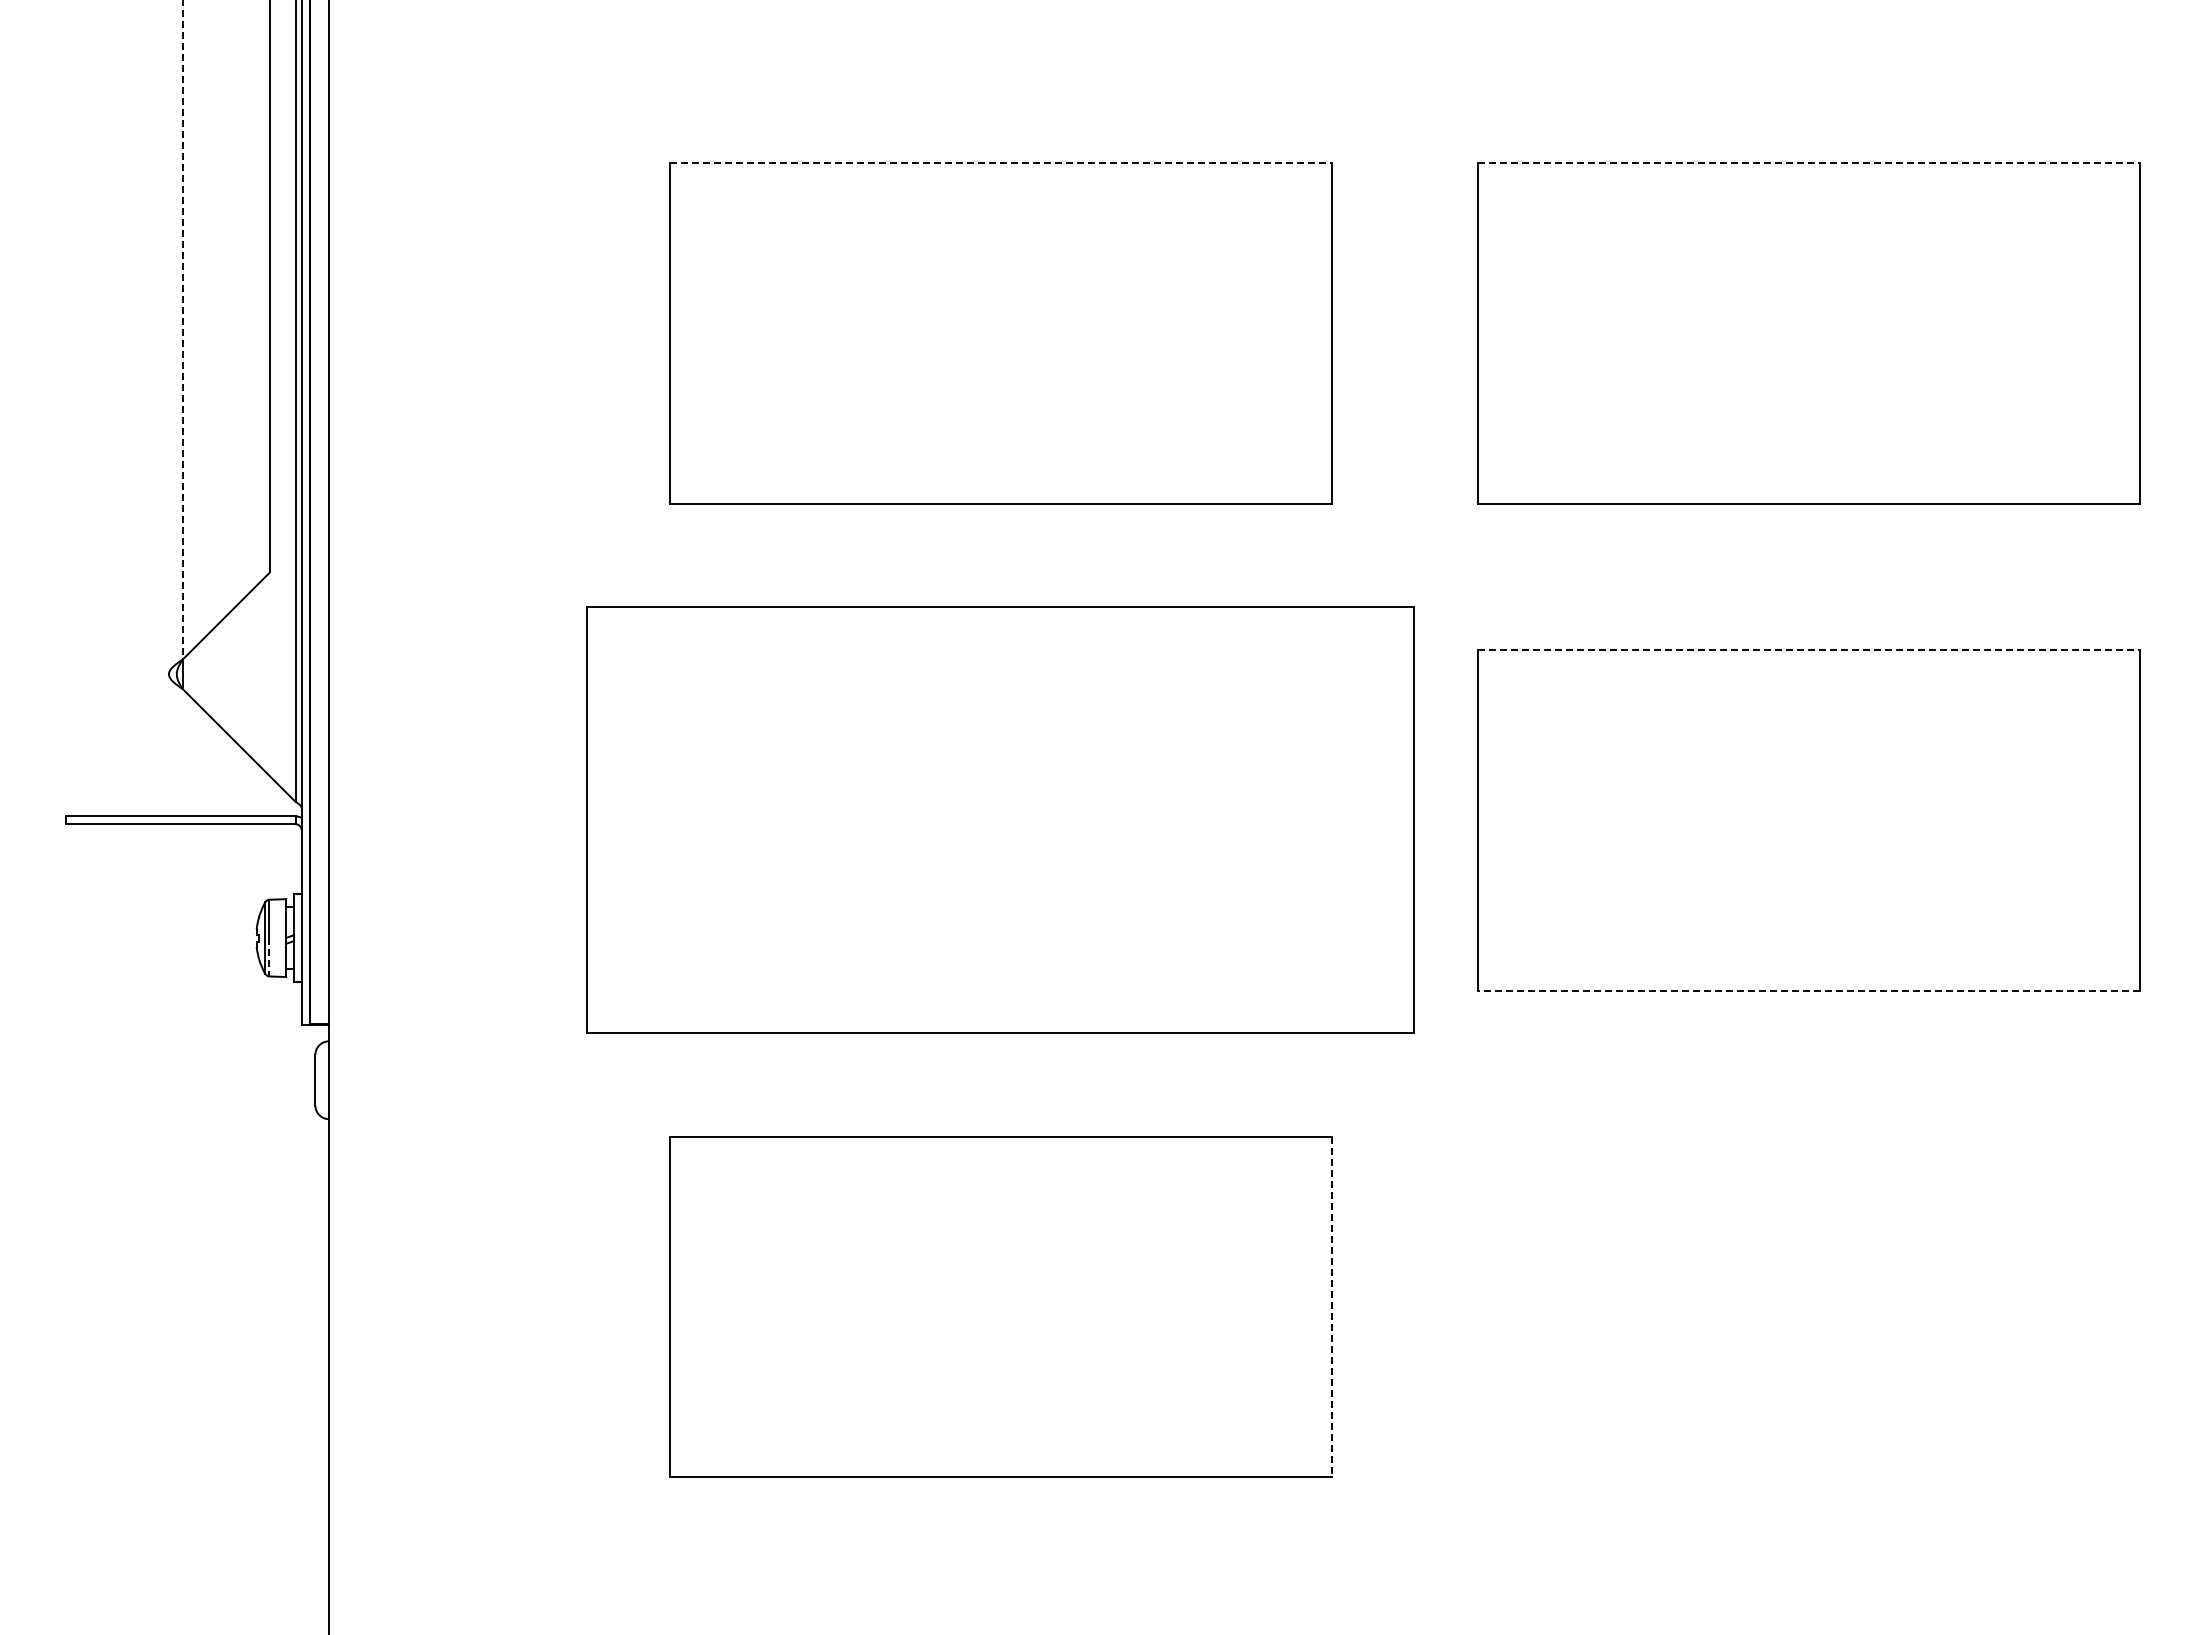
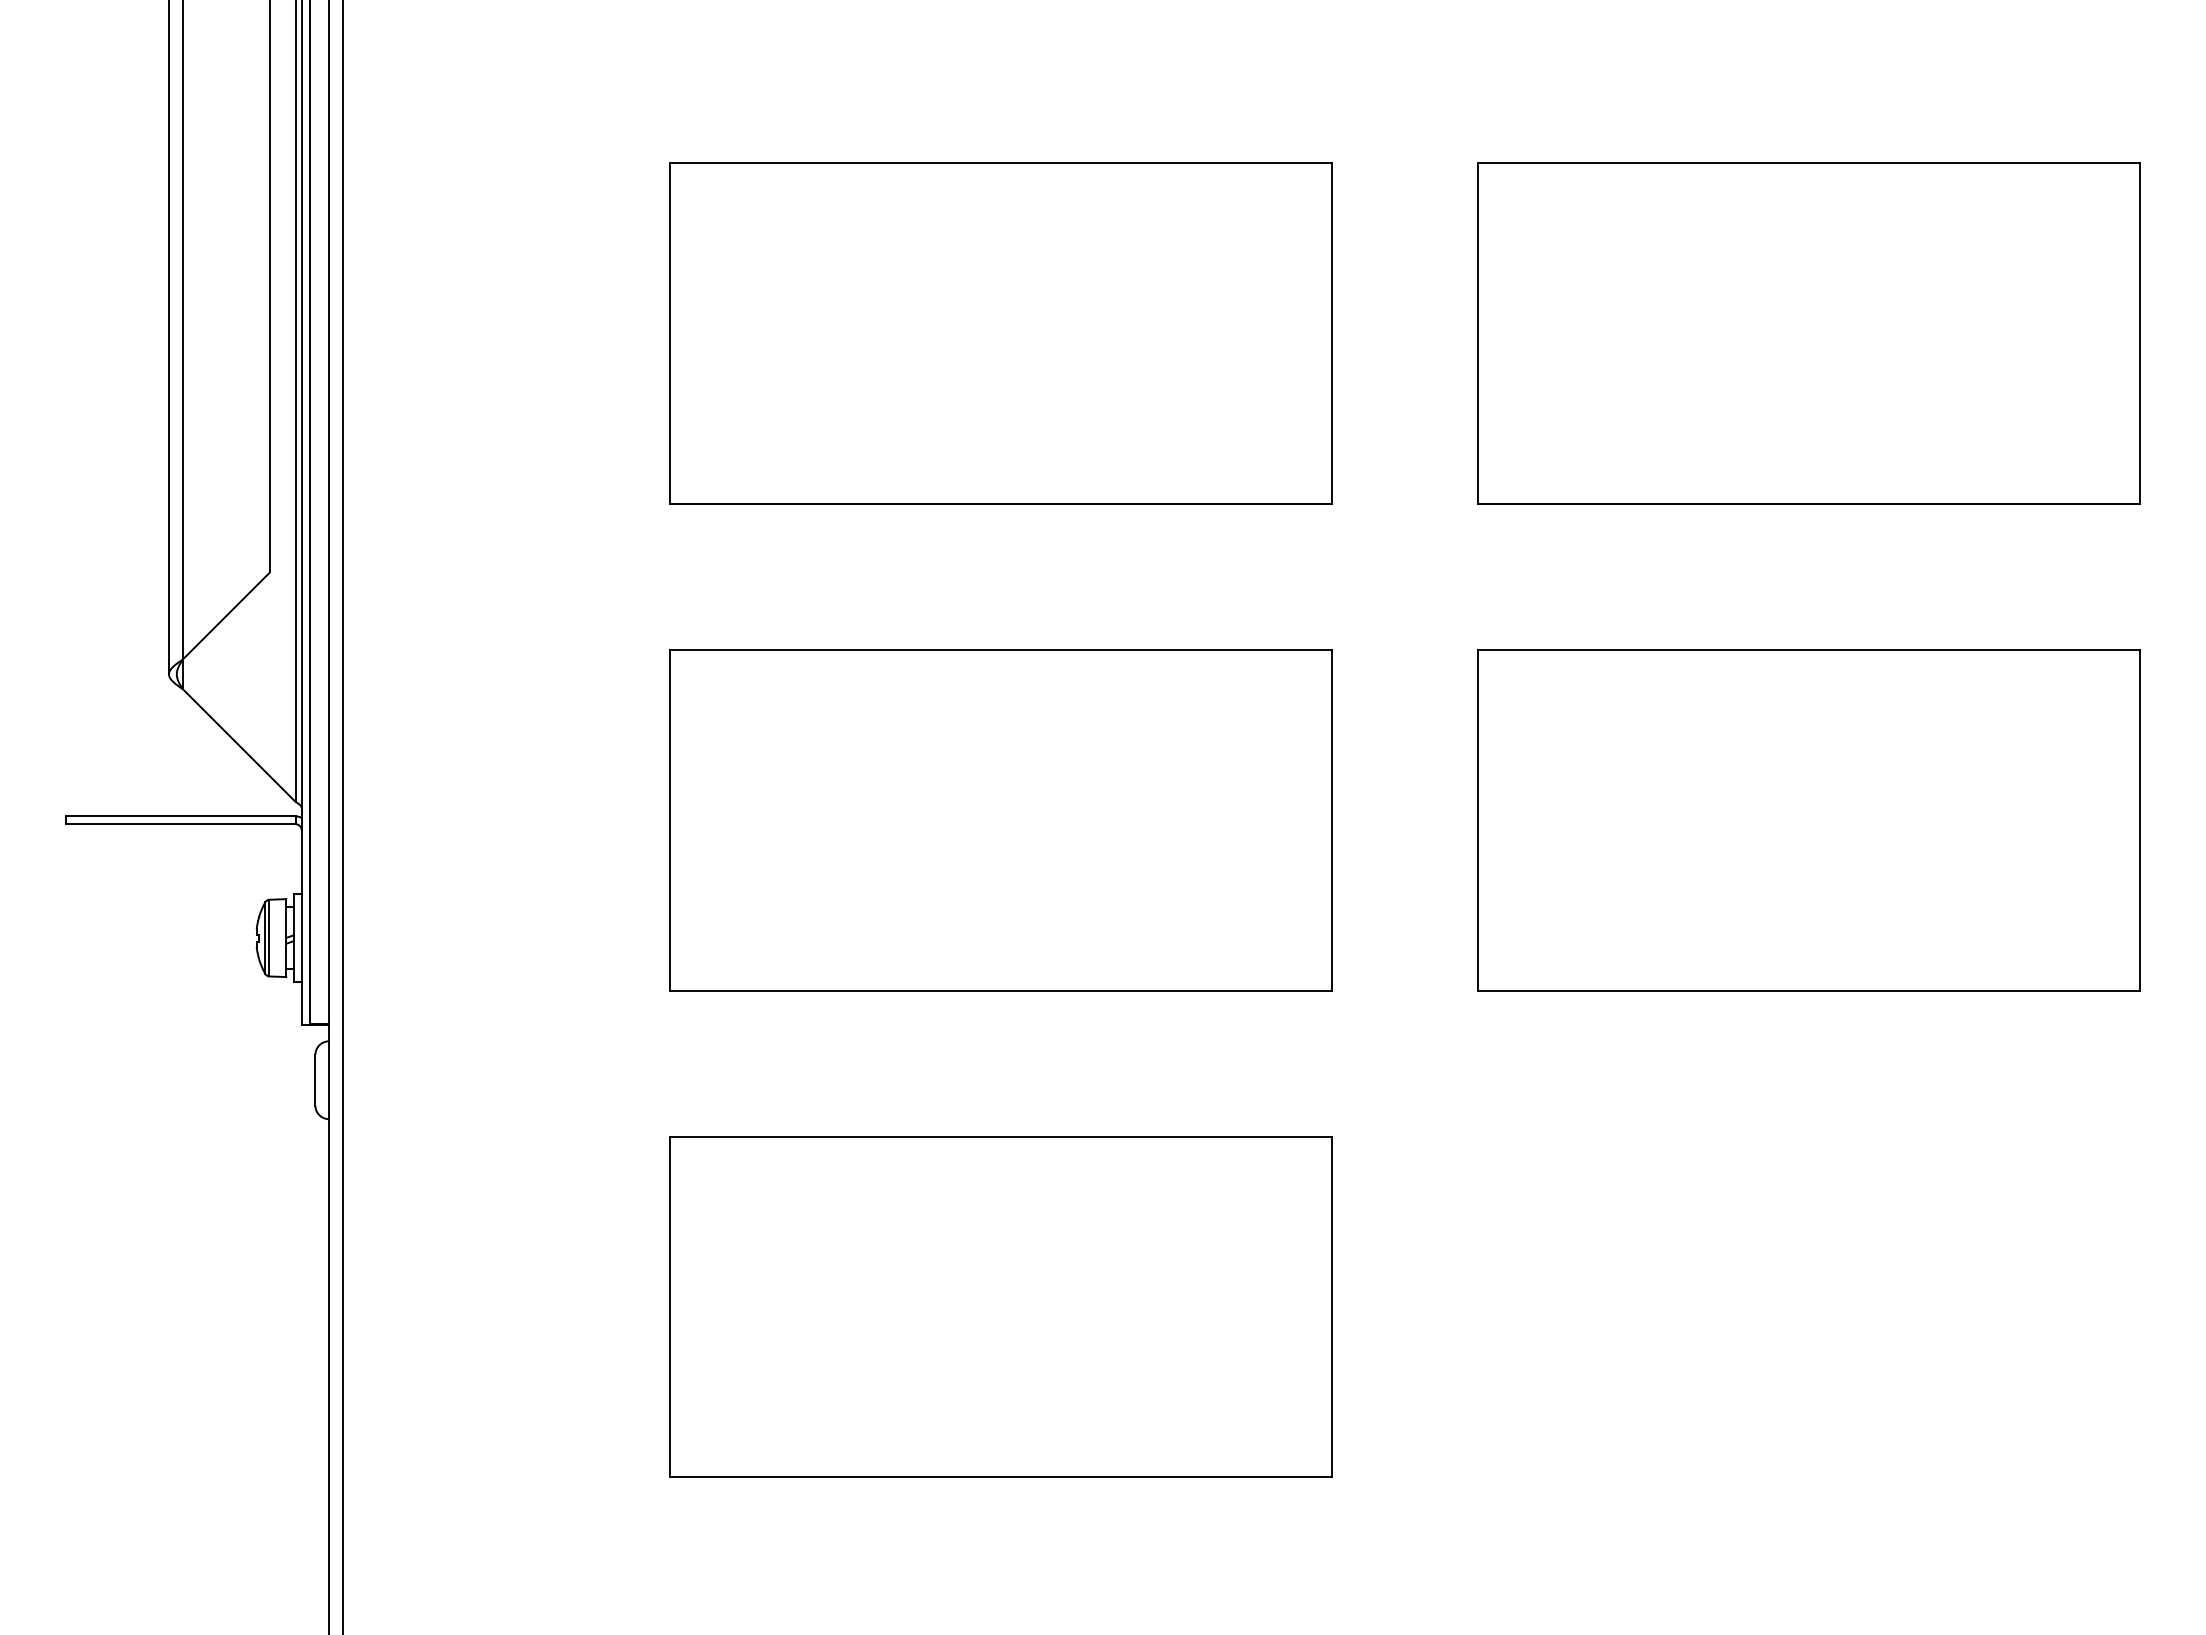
line: dashed -> solid (1001, 163)
line: dashed -> solid (1809, 163)
line: dashed -> solid (182, 330)
line: none -> present (168, 338)
line: dashed -> solid (1809, 649)
line: none -> present (343, 816)
part size: 829x428 px -> 664x343 px (1000, 820)
line: dashed -> solid (269, 957)
line: dashed -> solid (1808, 990)
line: dashed -> solid (1331, 1307)
